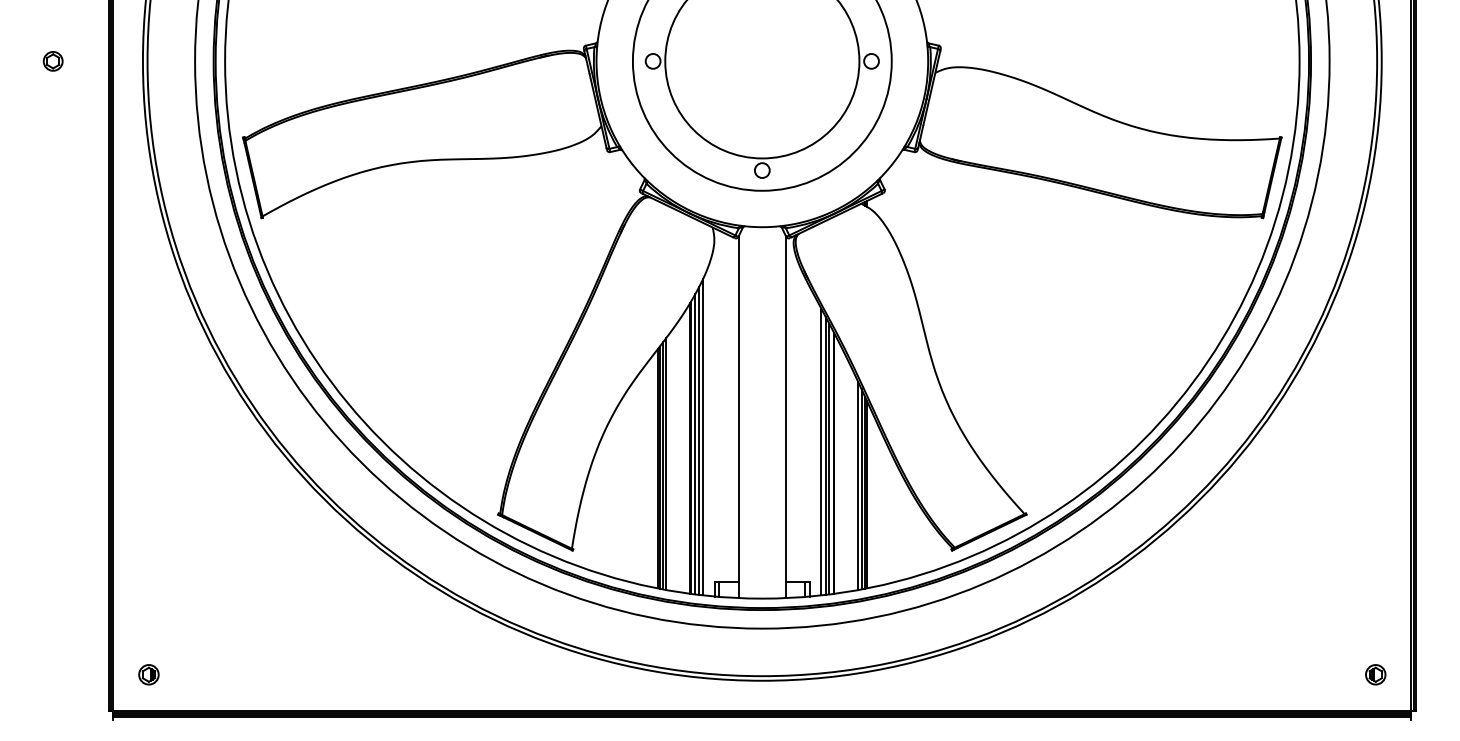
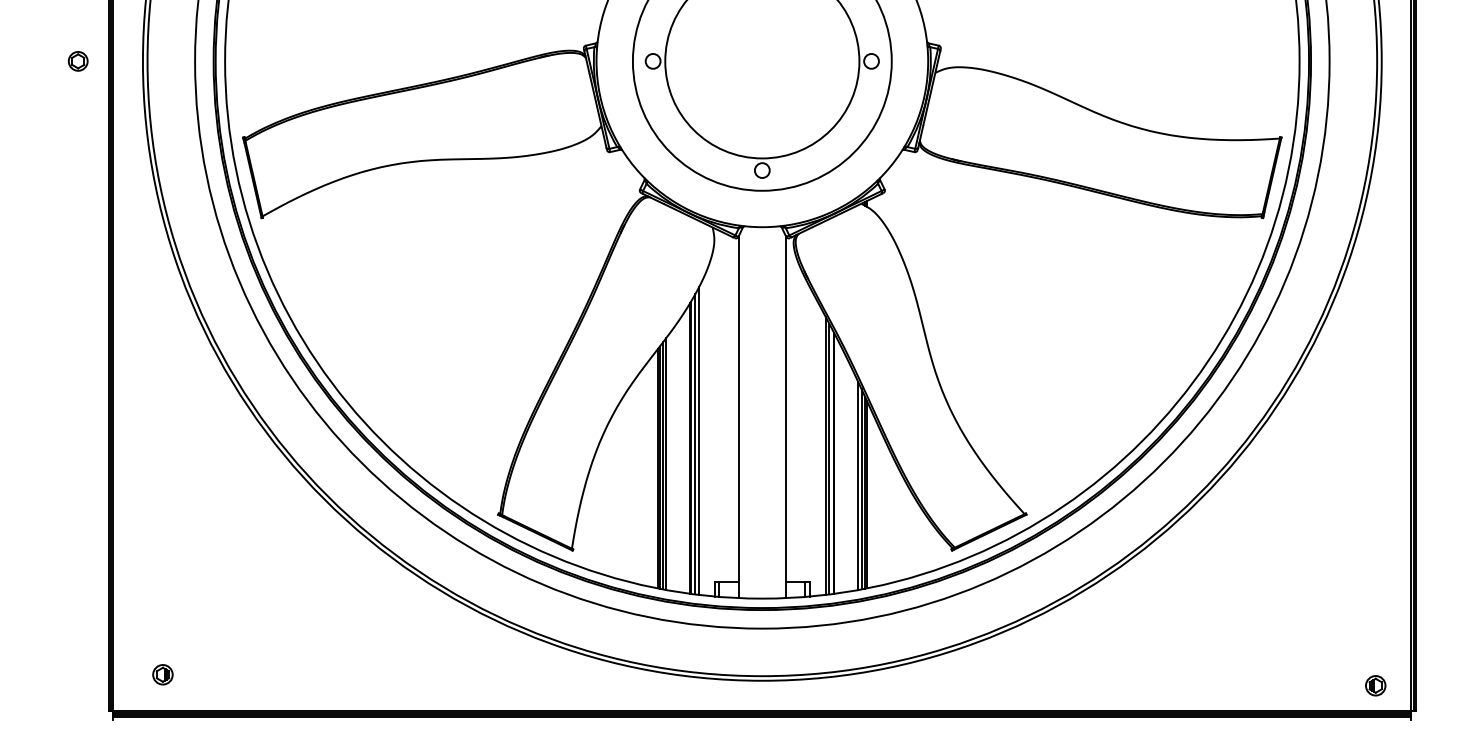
part position: (52, 61) -> (77, 61) (77, 61)
line: present -> none (703, 436)
line: present -> none (821, 451)
part position: (148, 674) -> (162, 674) (162, 674)
part position: (1375, 674) -> (1375, 685) (1375, 685)
